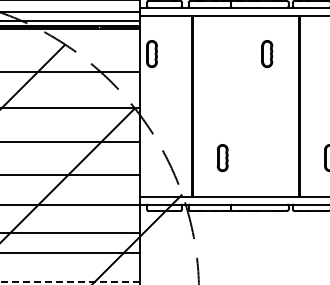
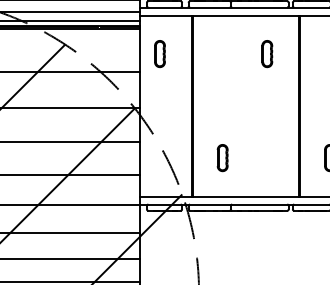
part position: (151, 54) -> (159, 54) (159, 54)
line position: (70, 252) -> (70, 258) (70, 258)
line: dashed -> solid (69, 281)
